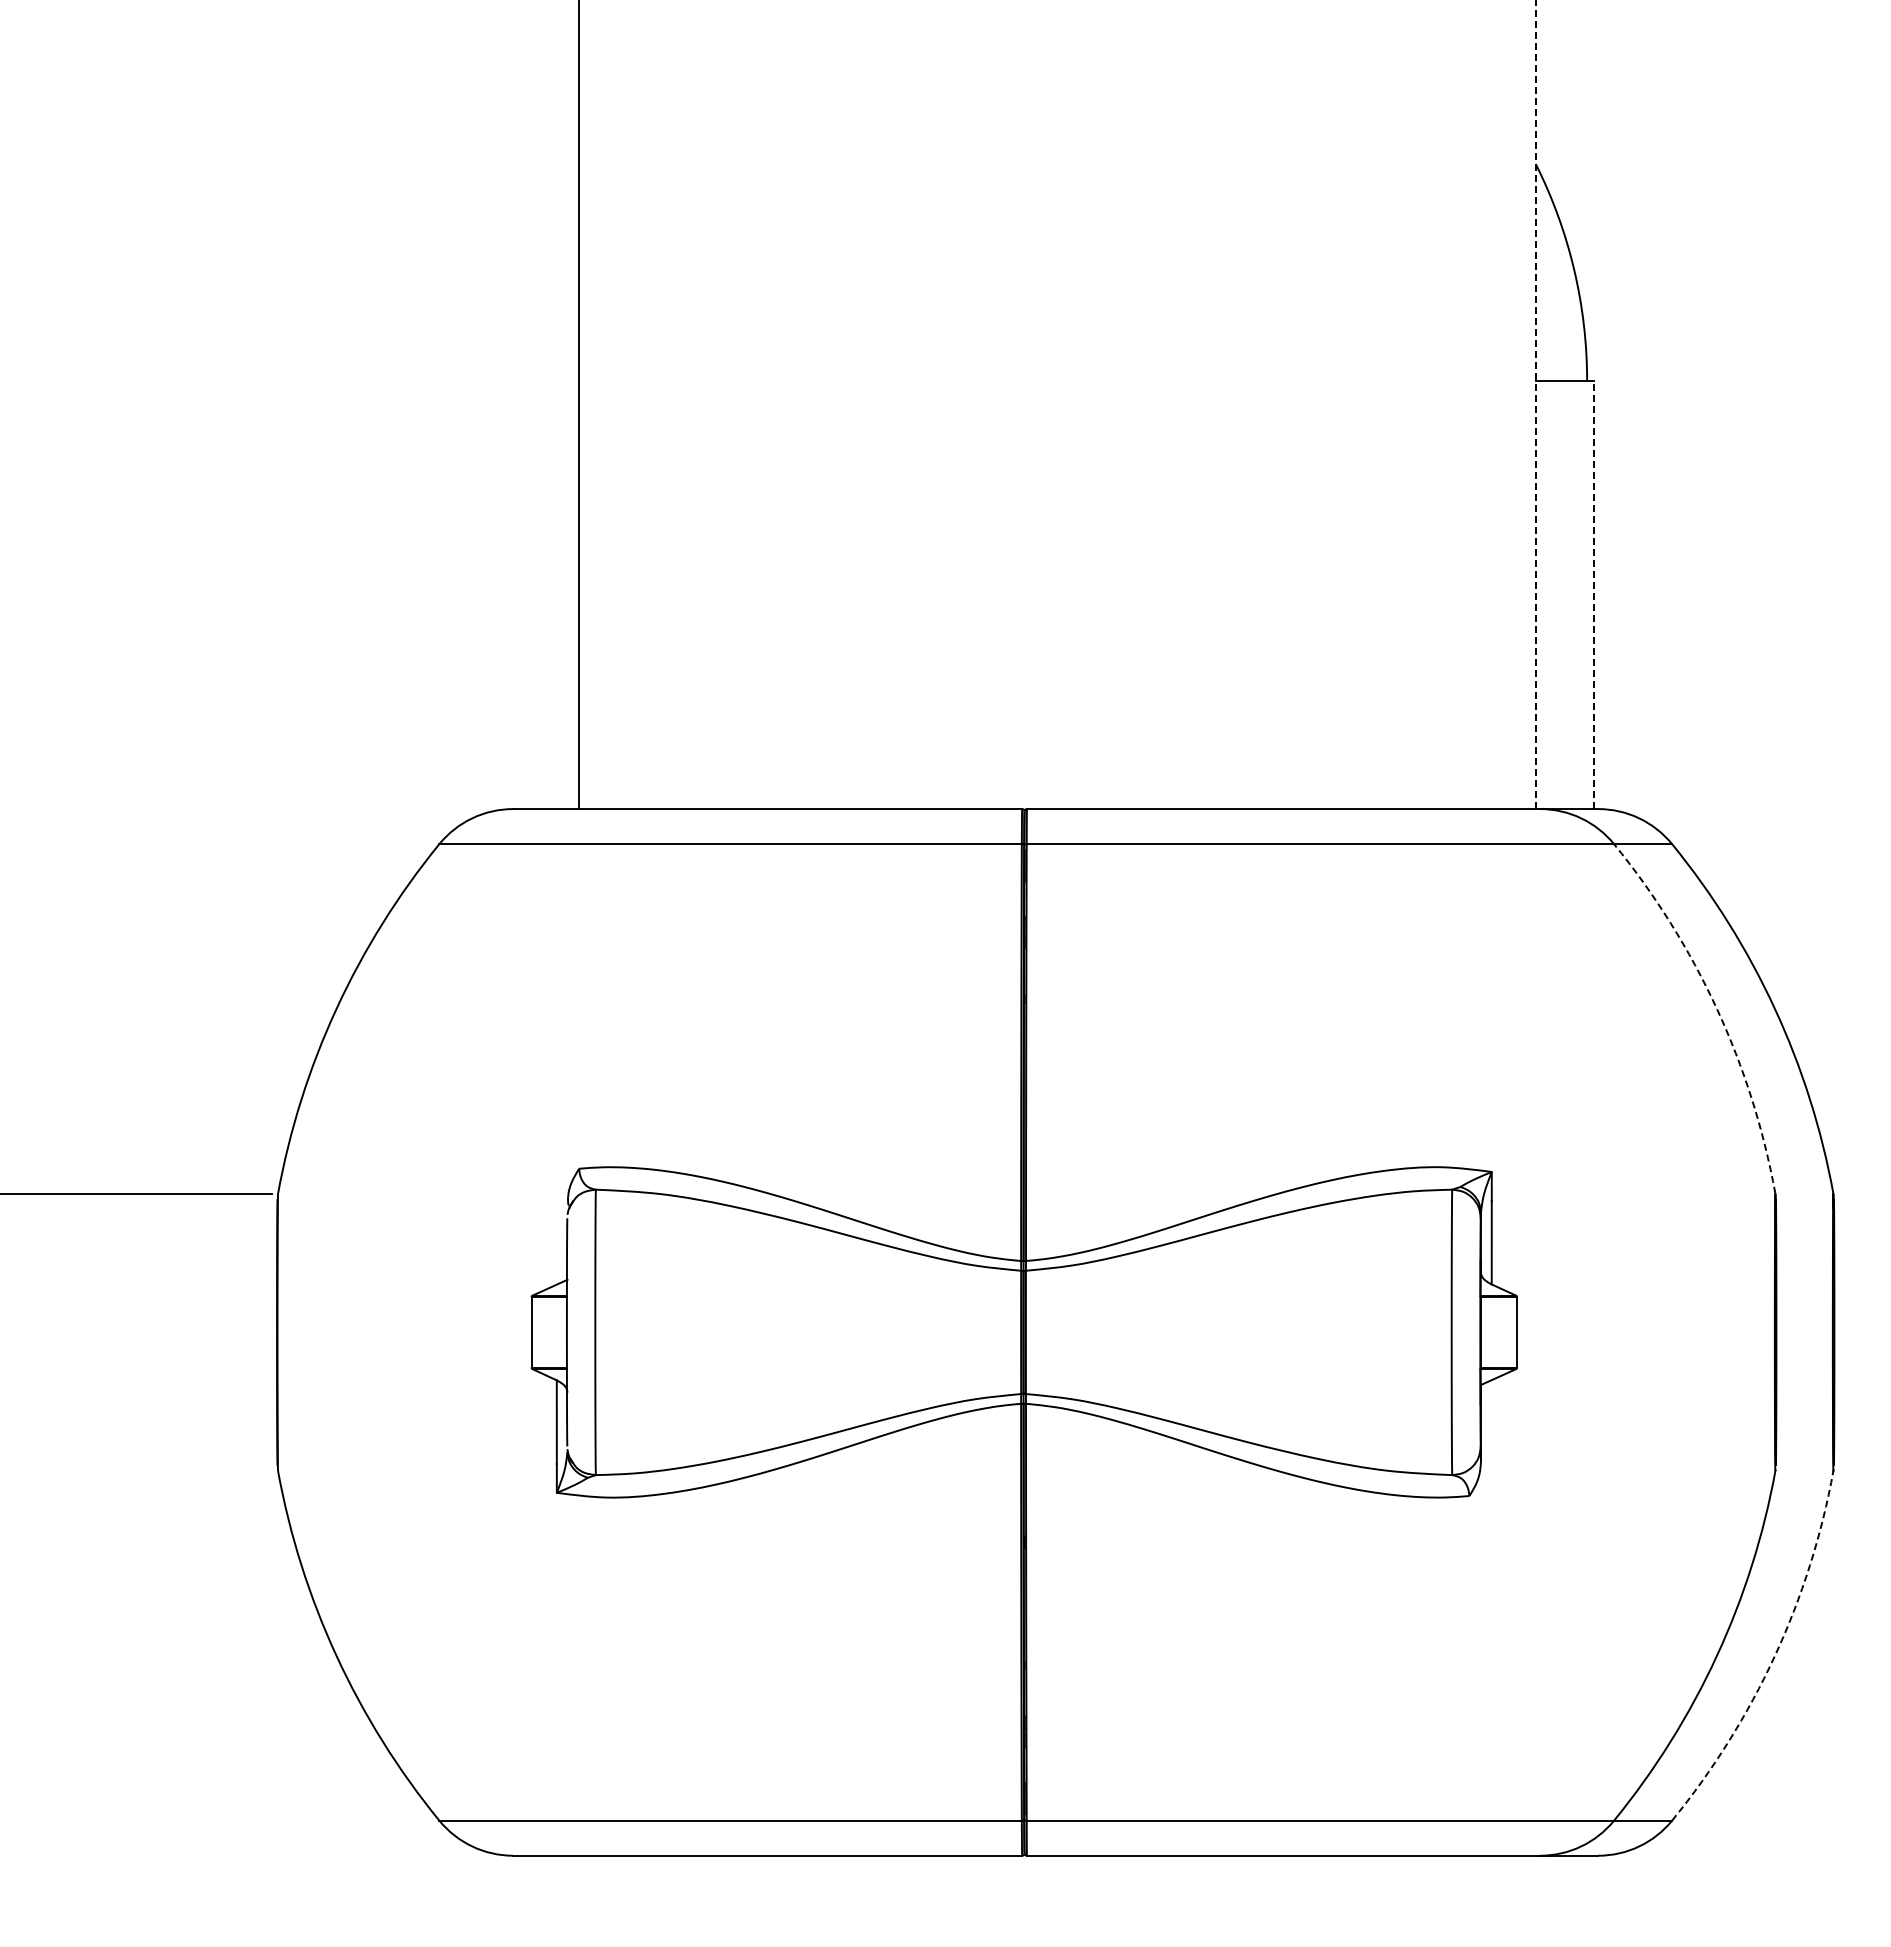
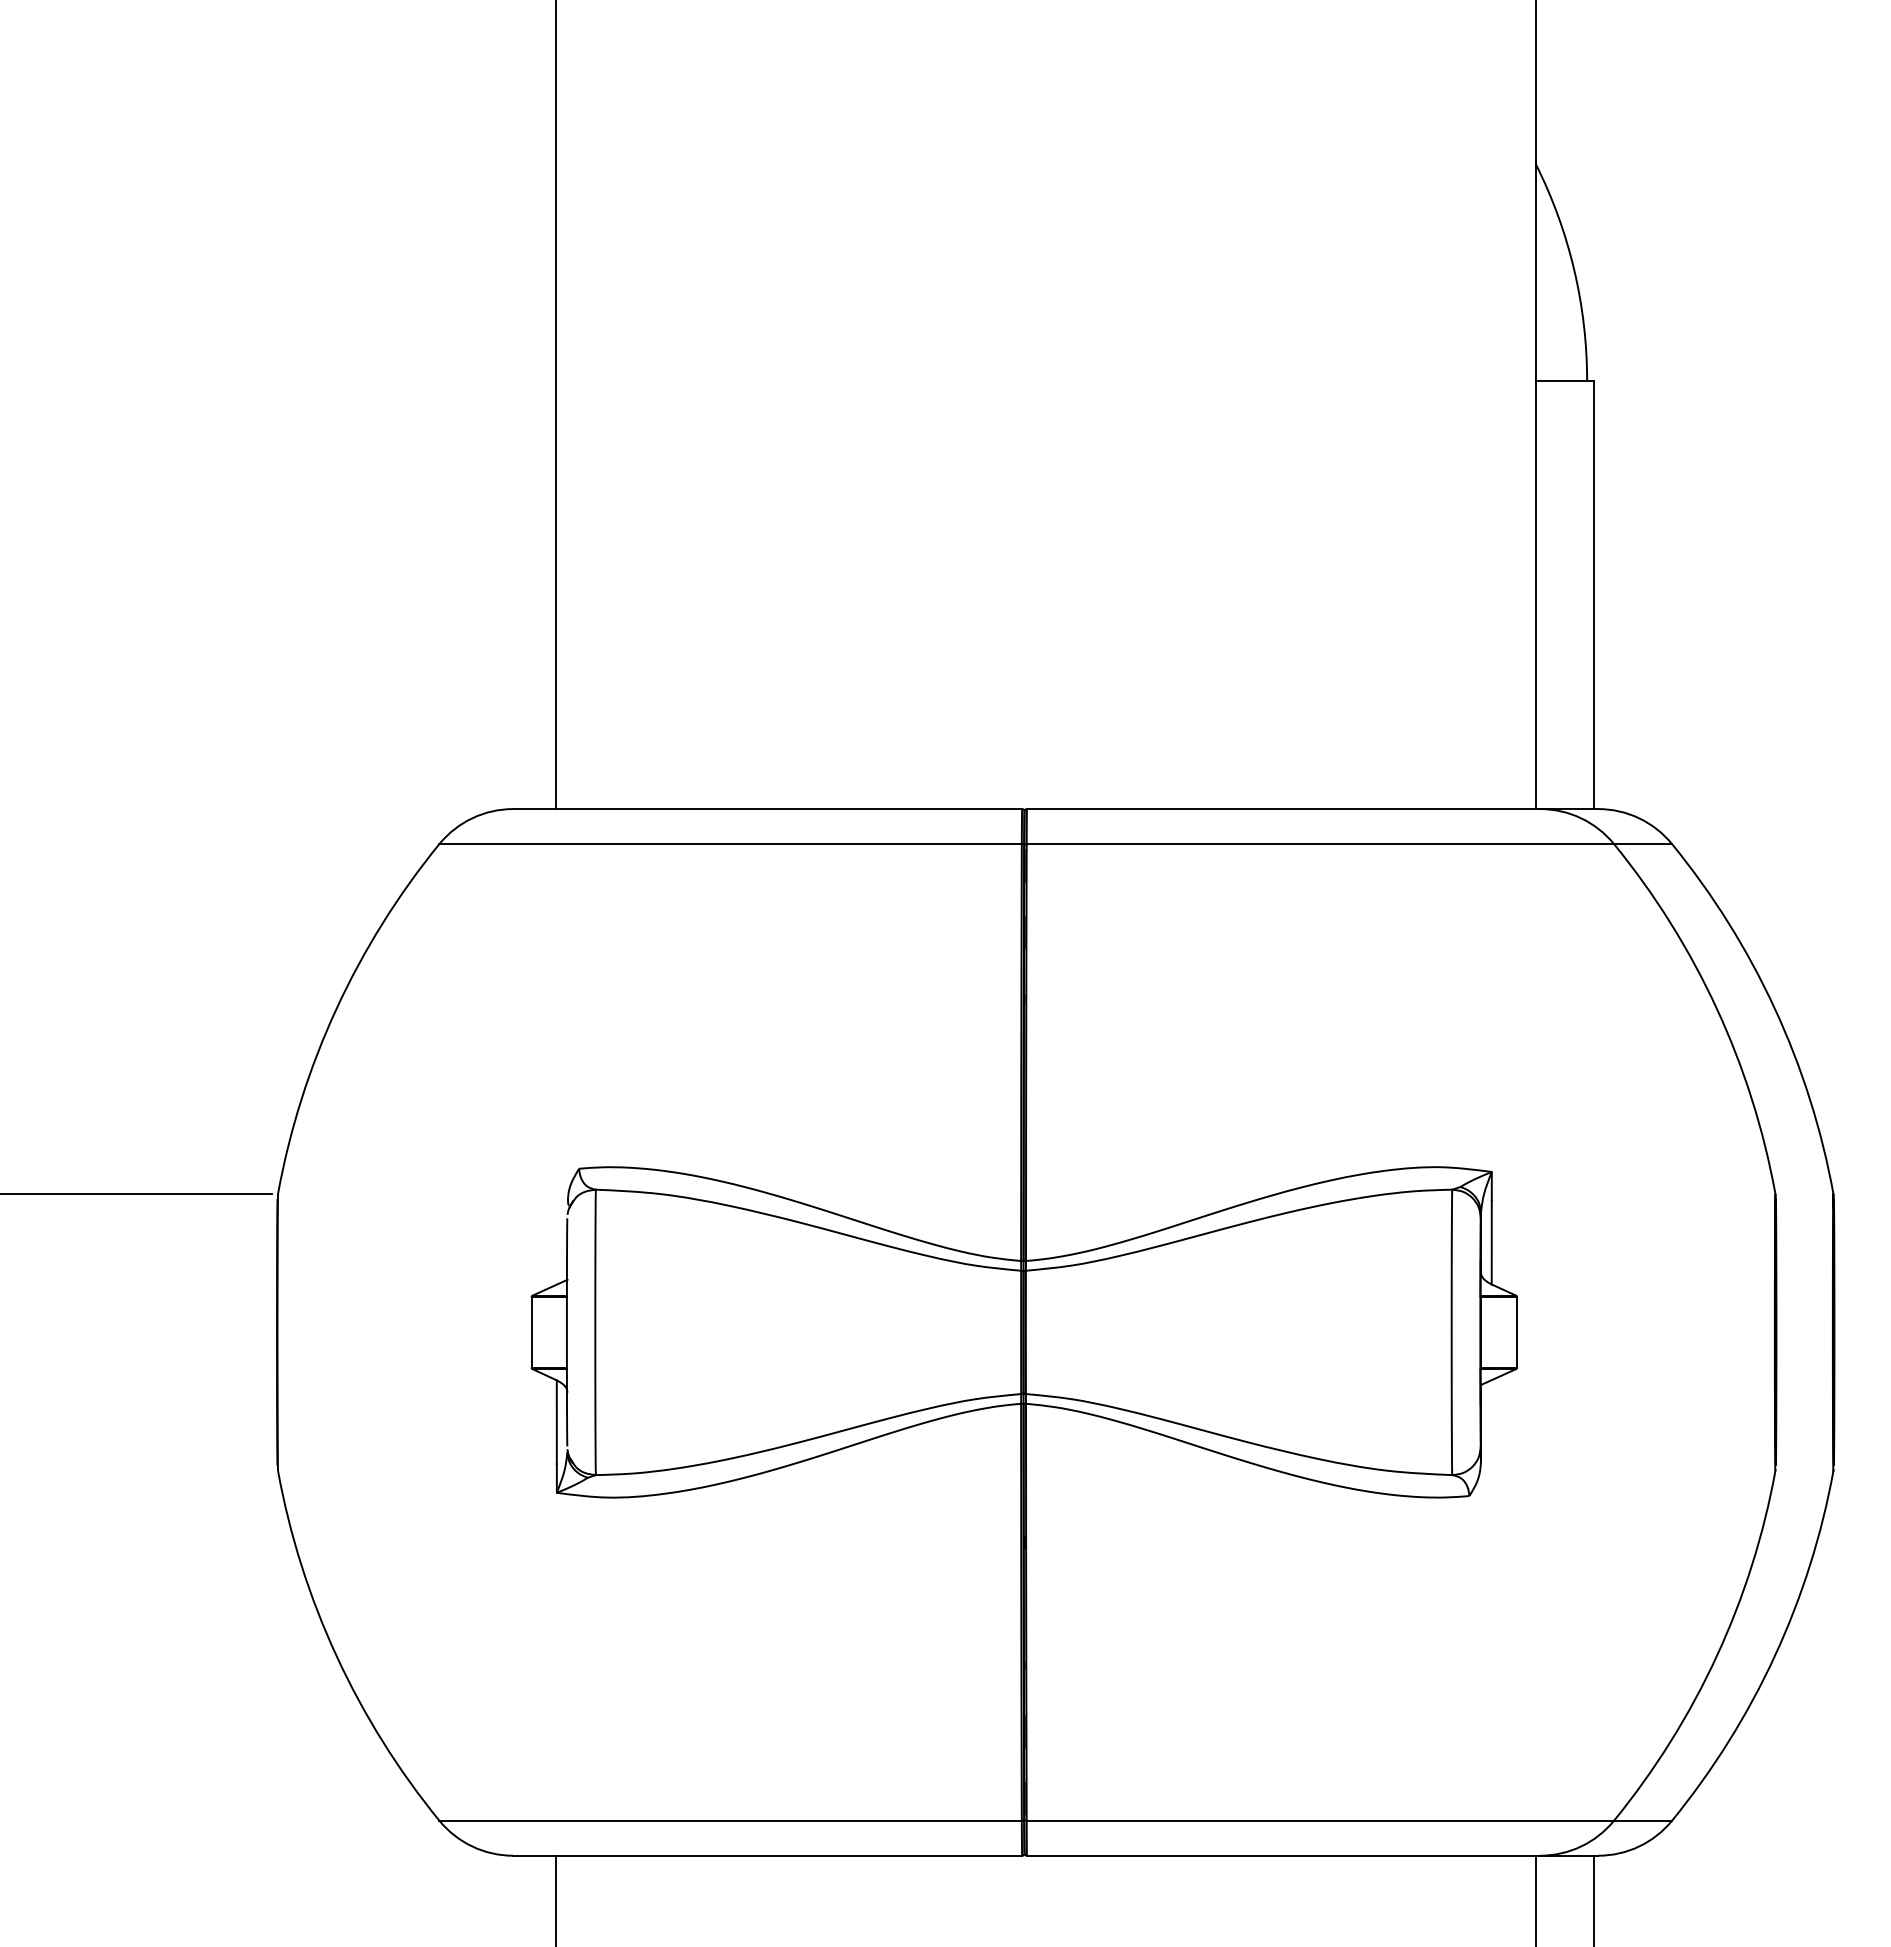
line: dashed -> solid (1535, 404)
line position: (578, 405) -> (555, 405) (555, 405)
line: dashed -> solid (1593, 594)
arc: dashed -> solid (1716, 1008)
arc: dashed -> solid (1774, 1655)
line: none -> present (555, 1899)
line: none -> present (1535, 1899)
line: none -> present (1593, 1899)
